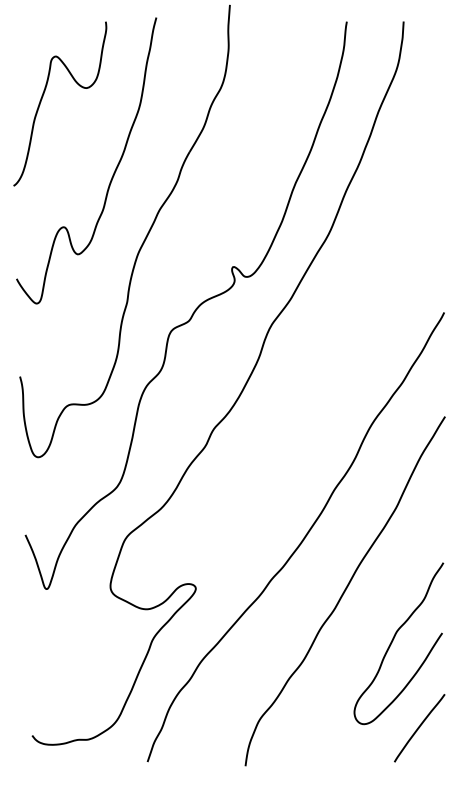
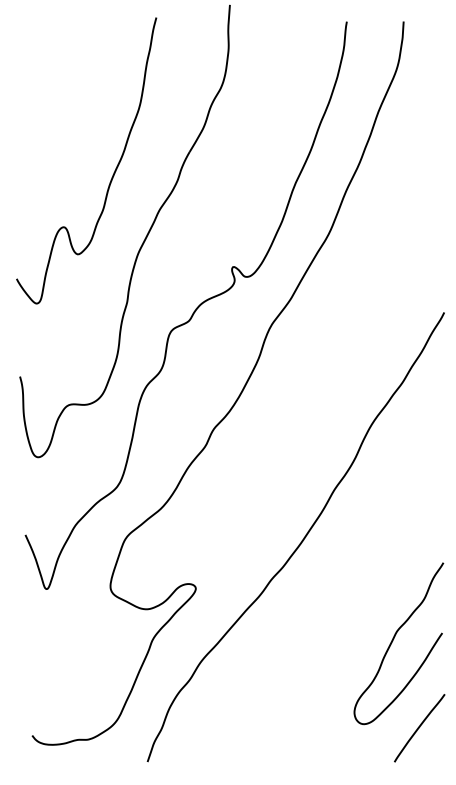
curve: present -> none (44, 94)
curve: present -> none (344, 591)
